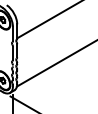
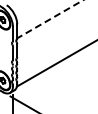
line: solid -> dashed (50, 19)
